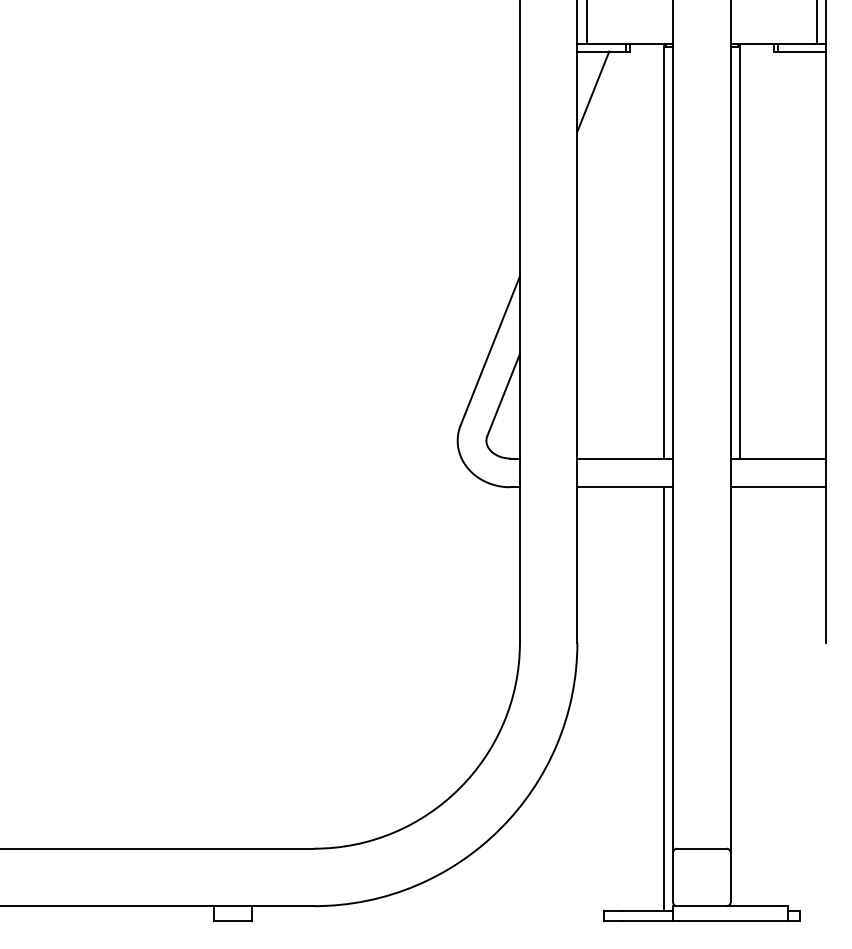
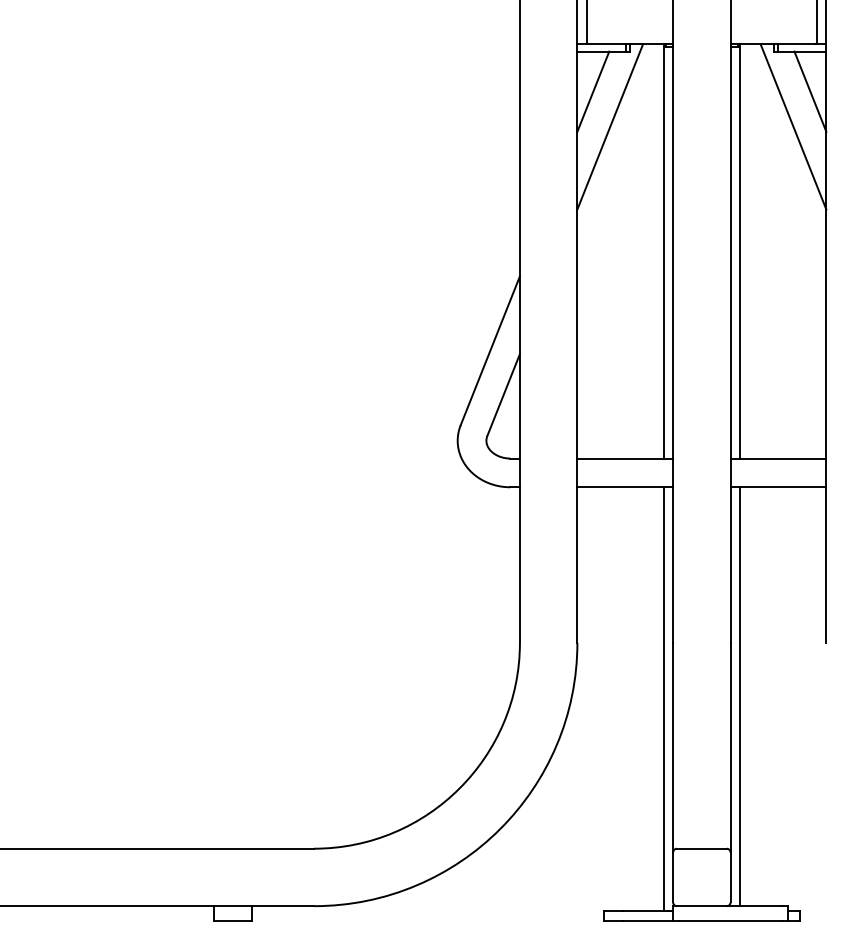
line: none -> present (810, 91)
line: none -> present (610, 126)
line: none -> present (793, 126)
line: none -> present (740, 696)
